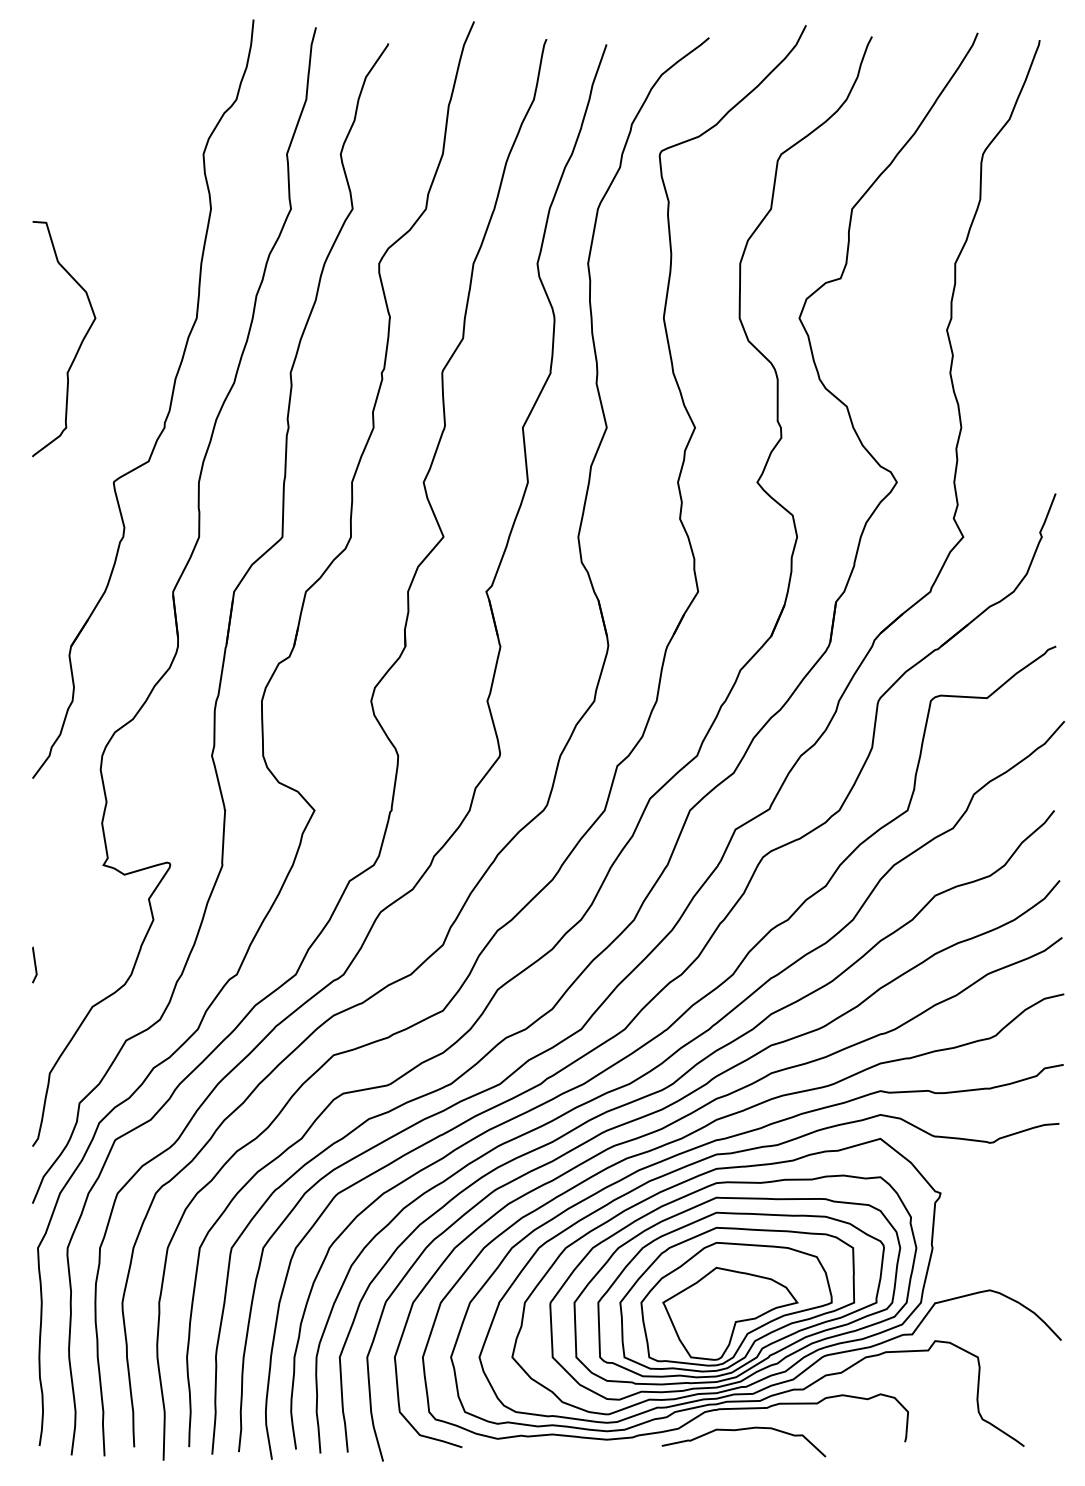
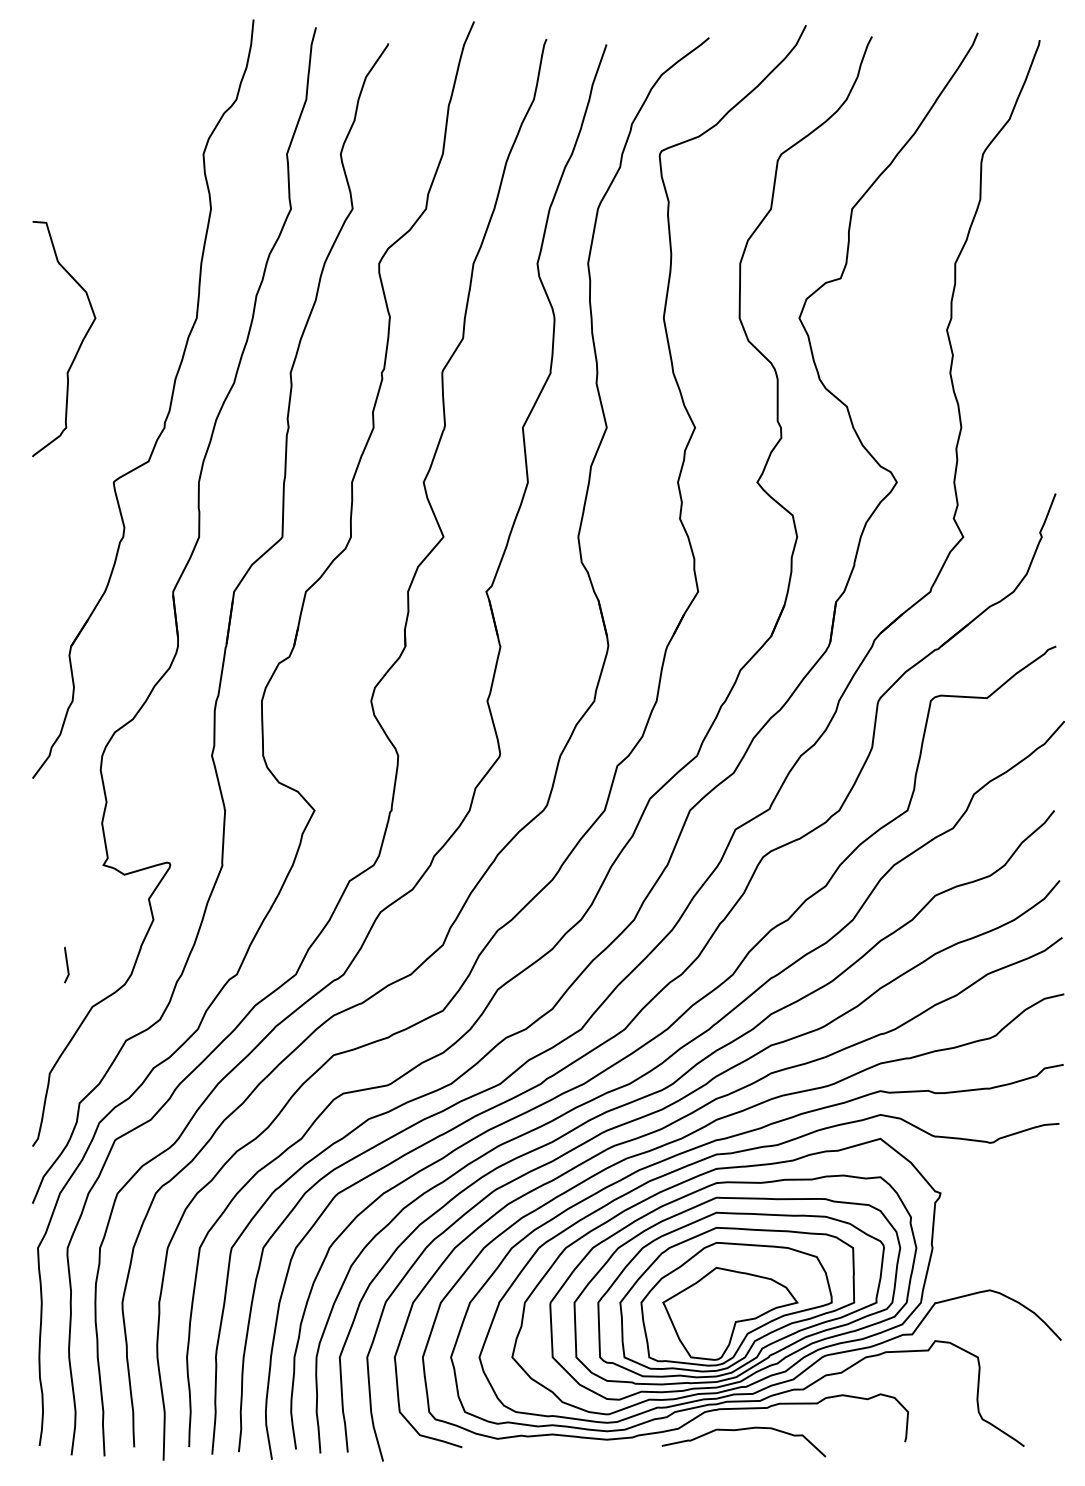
line position: (34, 964) -> (66, 964) (66, 964)
